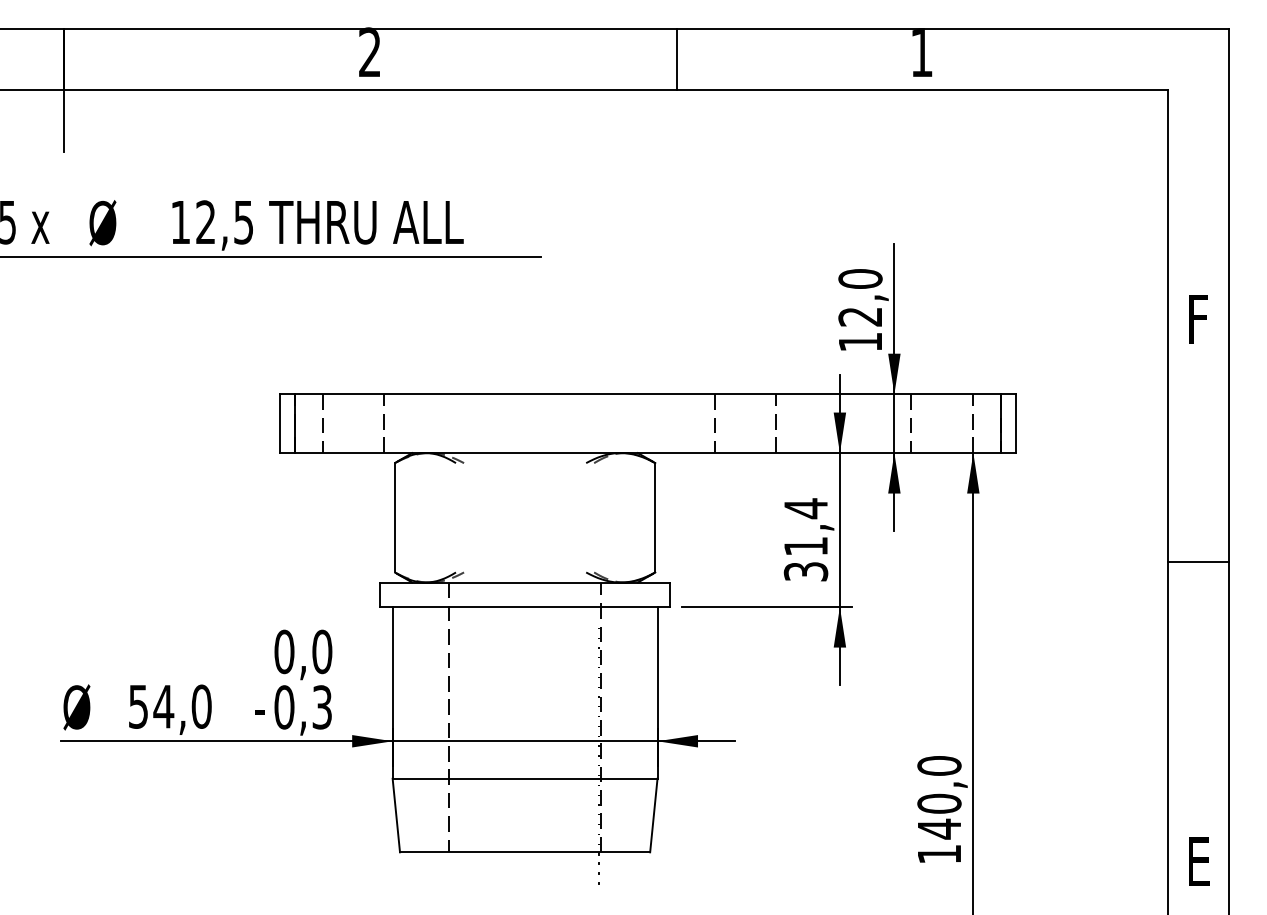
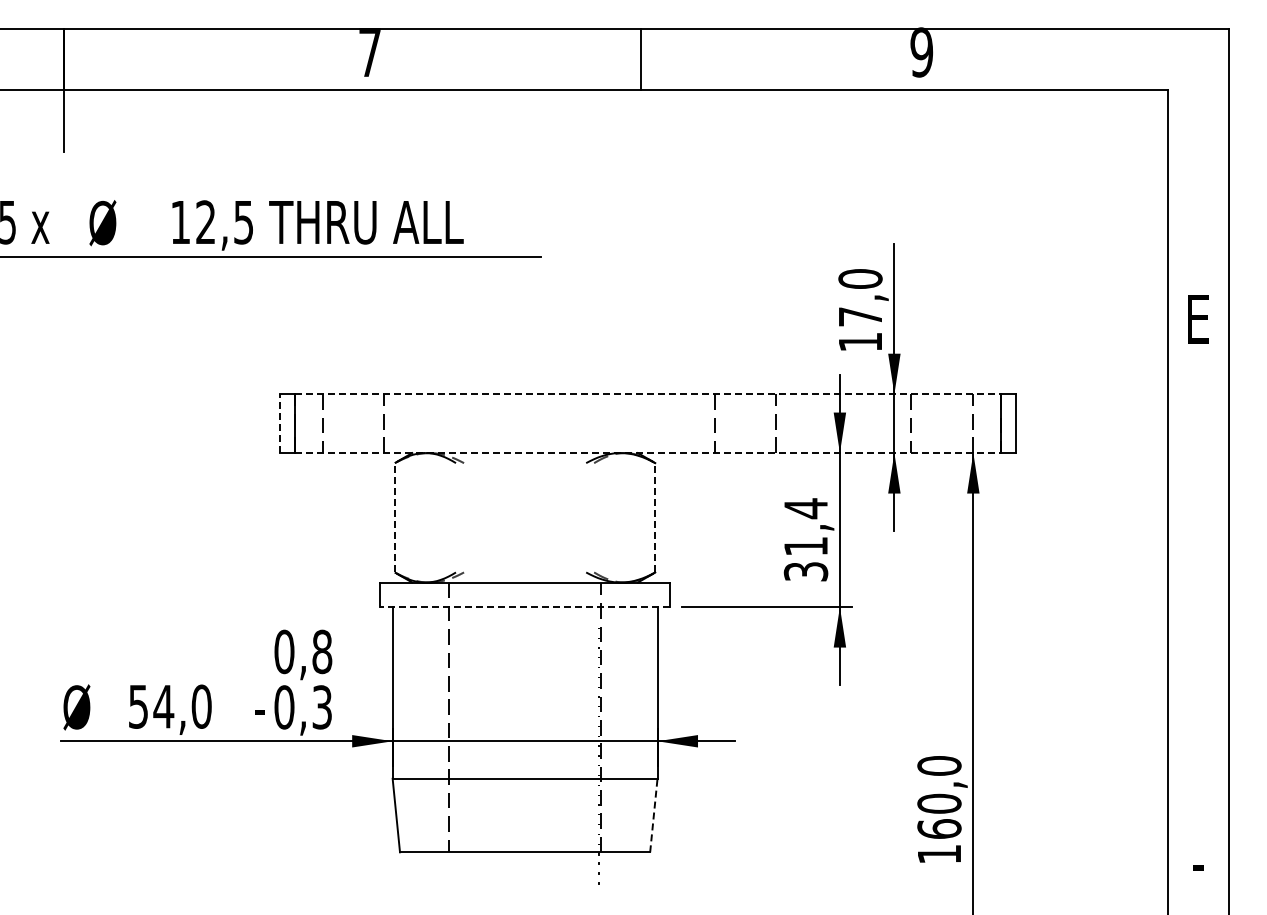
text: 2 -> 7 (369, 51)
text: 1 -> 9 (921, 52)
line position: (677, 59) -> (641, 59) (641, 59)
text: 12,0 -> 17,0 (859, 316)
text: F -> E (1198, 319)
line: solid -> dashed (648, 394)
line: solid -> dashed (279, 423)
line: solid -> dashed (648, 453)
line: solid -> dashed (394, 517)
line: solid -> dashed (655, 517)
line: present -> none (1197, 562)
line: solid -> dashed (525, 607)
text: 0,0 -> 0,8 (322, 651)
line: solid -> dashed (653, 815)
text: 140,0 -> 160,0 (939, 828)
text: E -> - (1199, 861)
